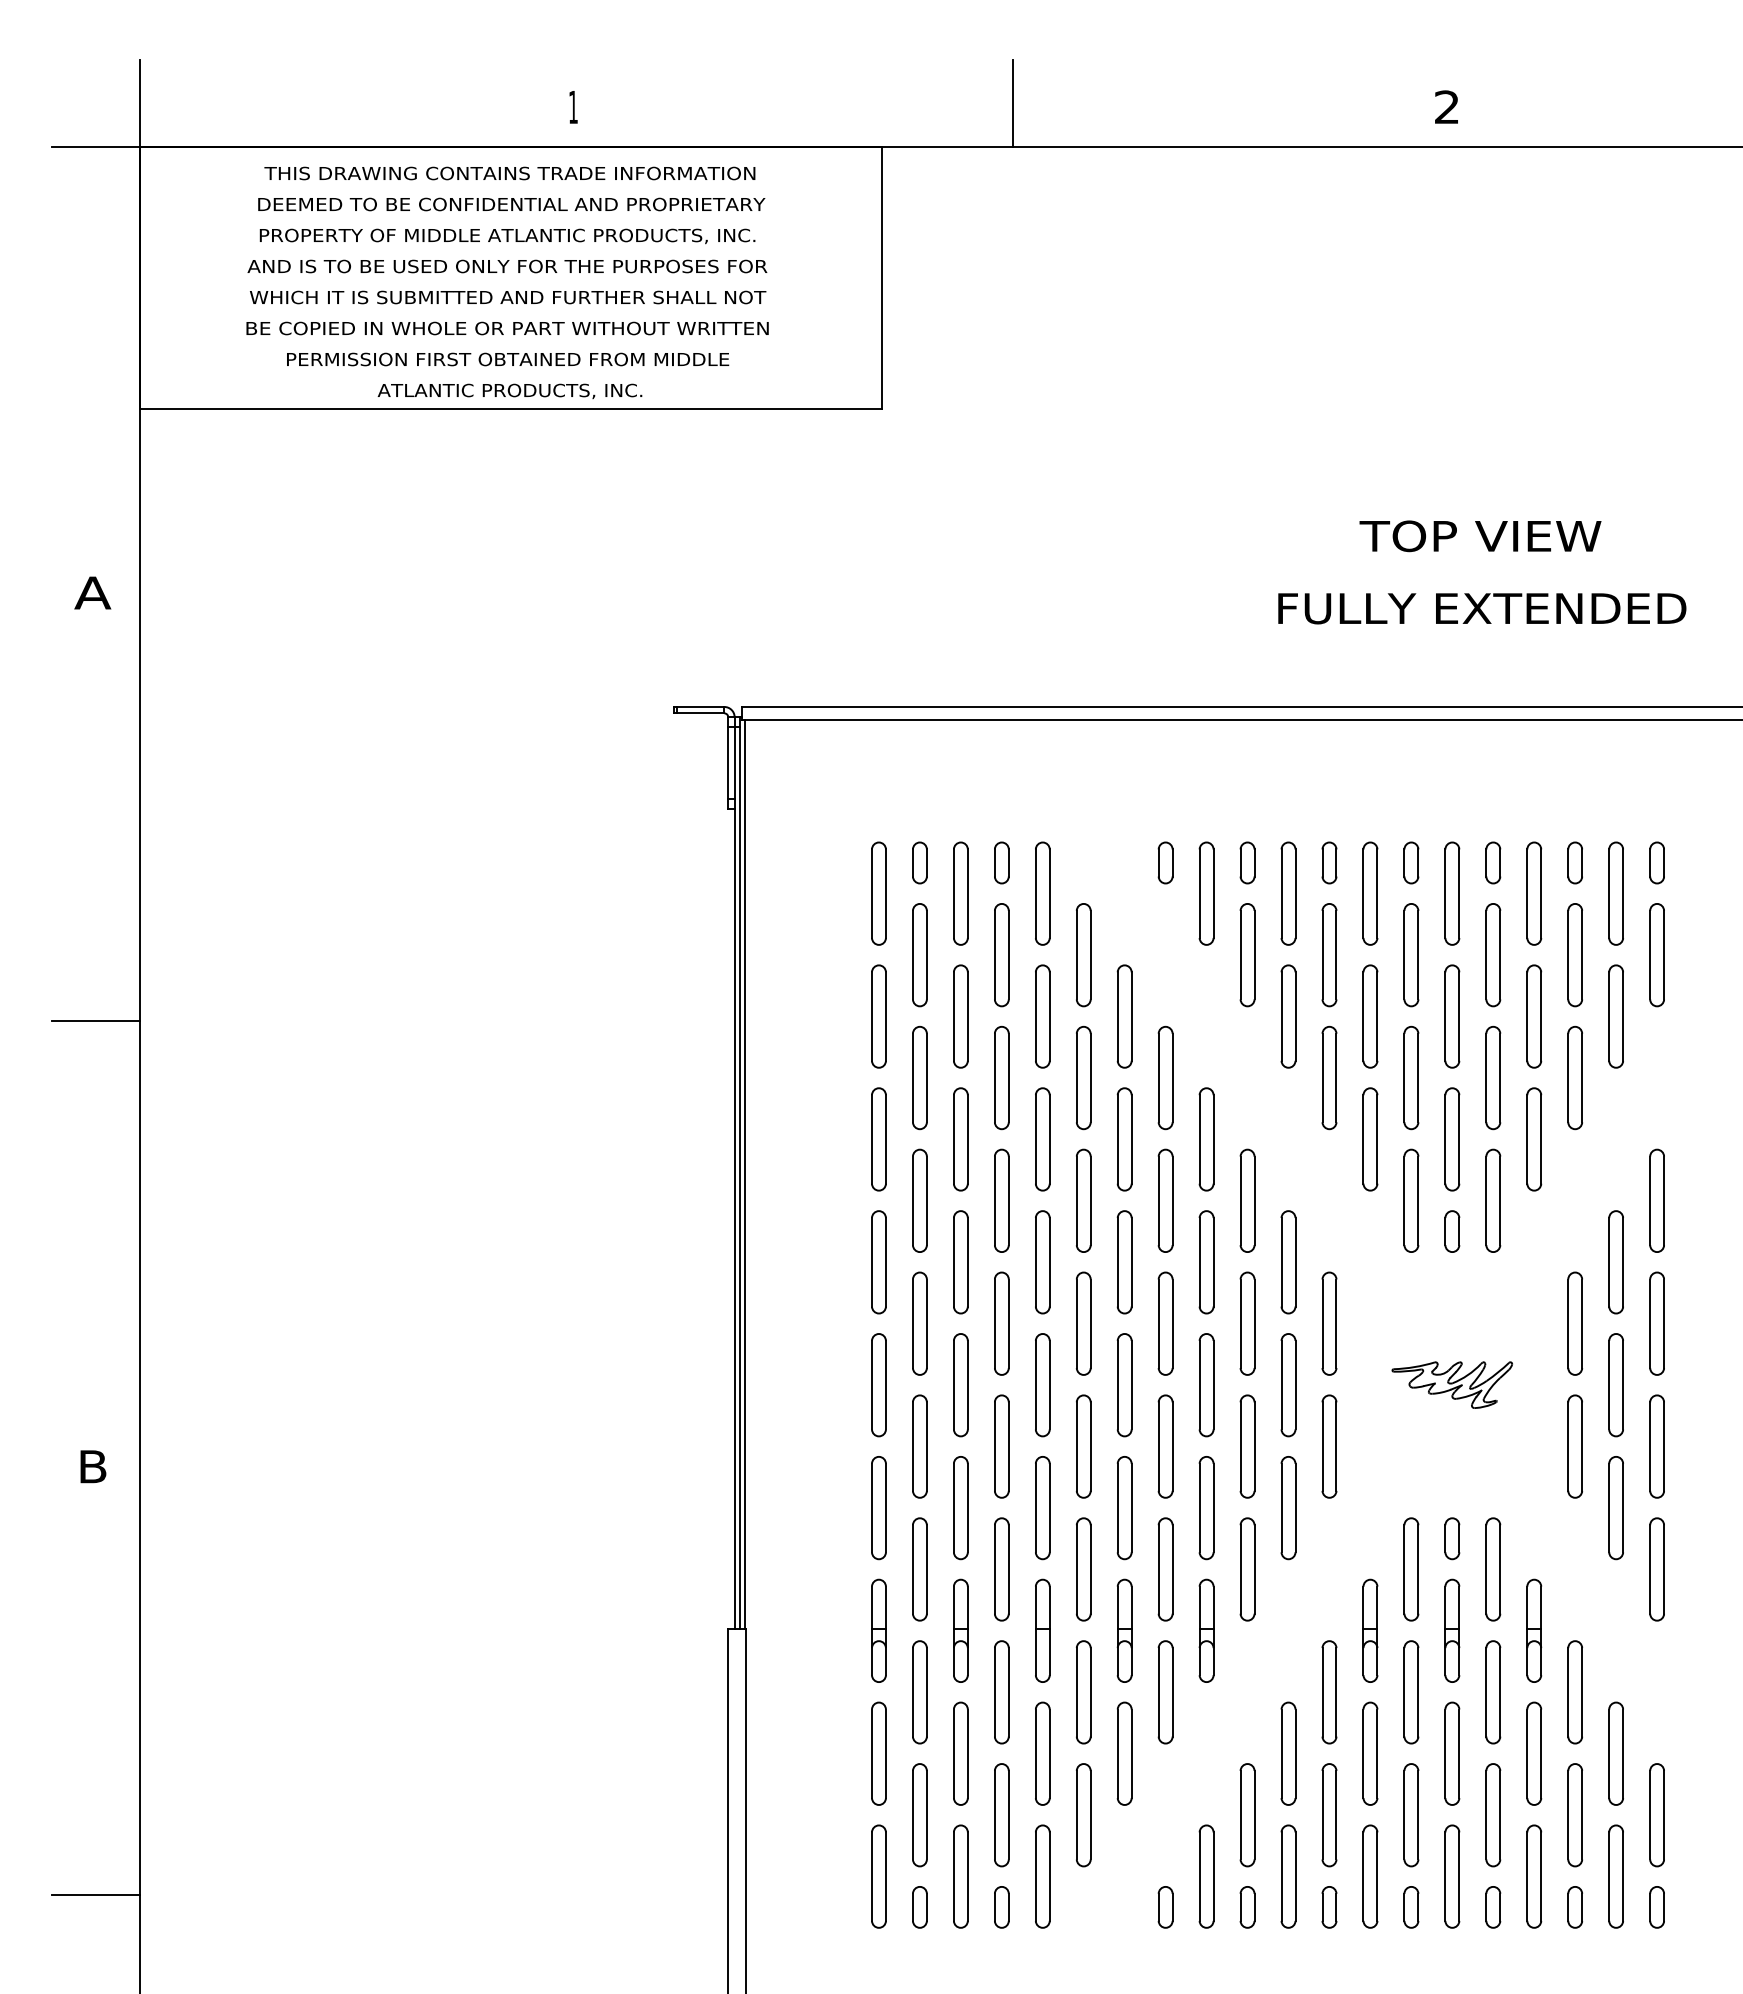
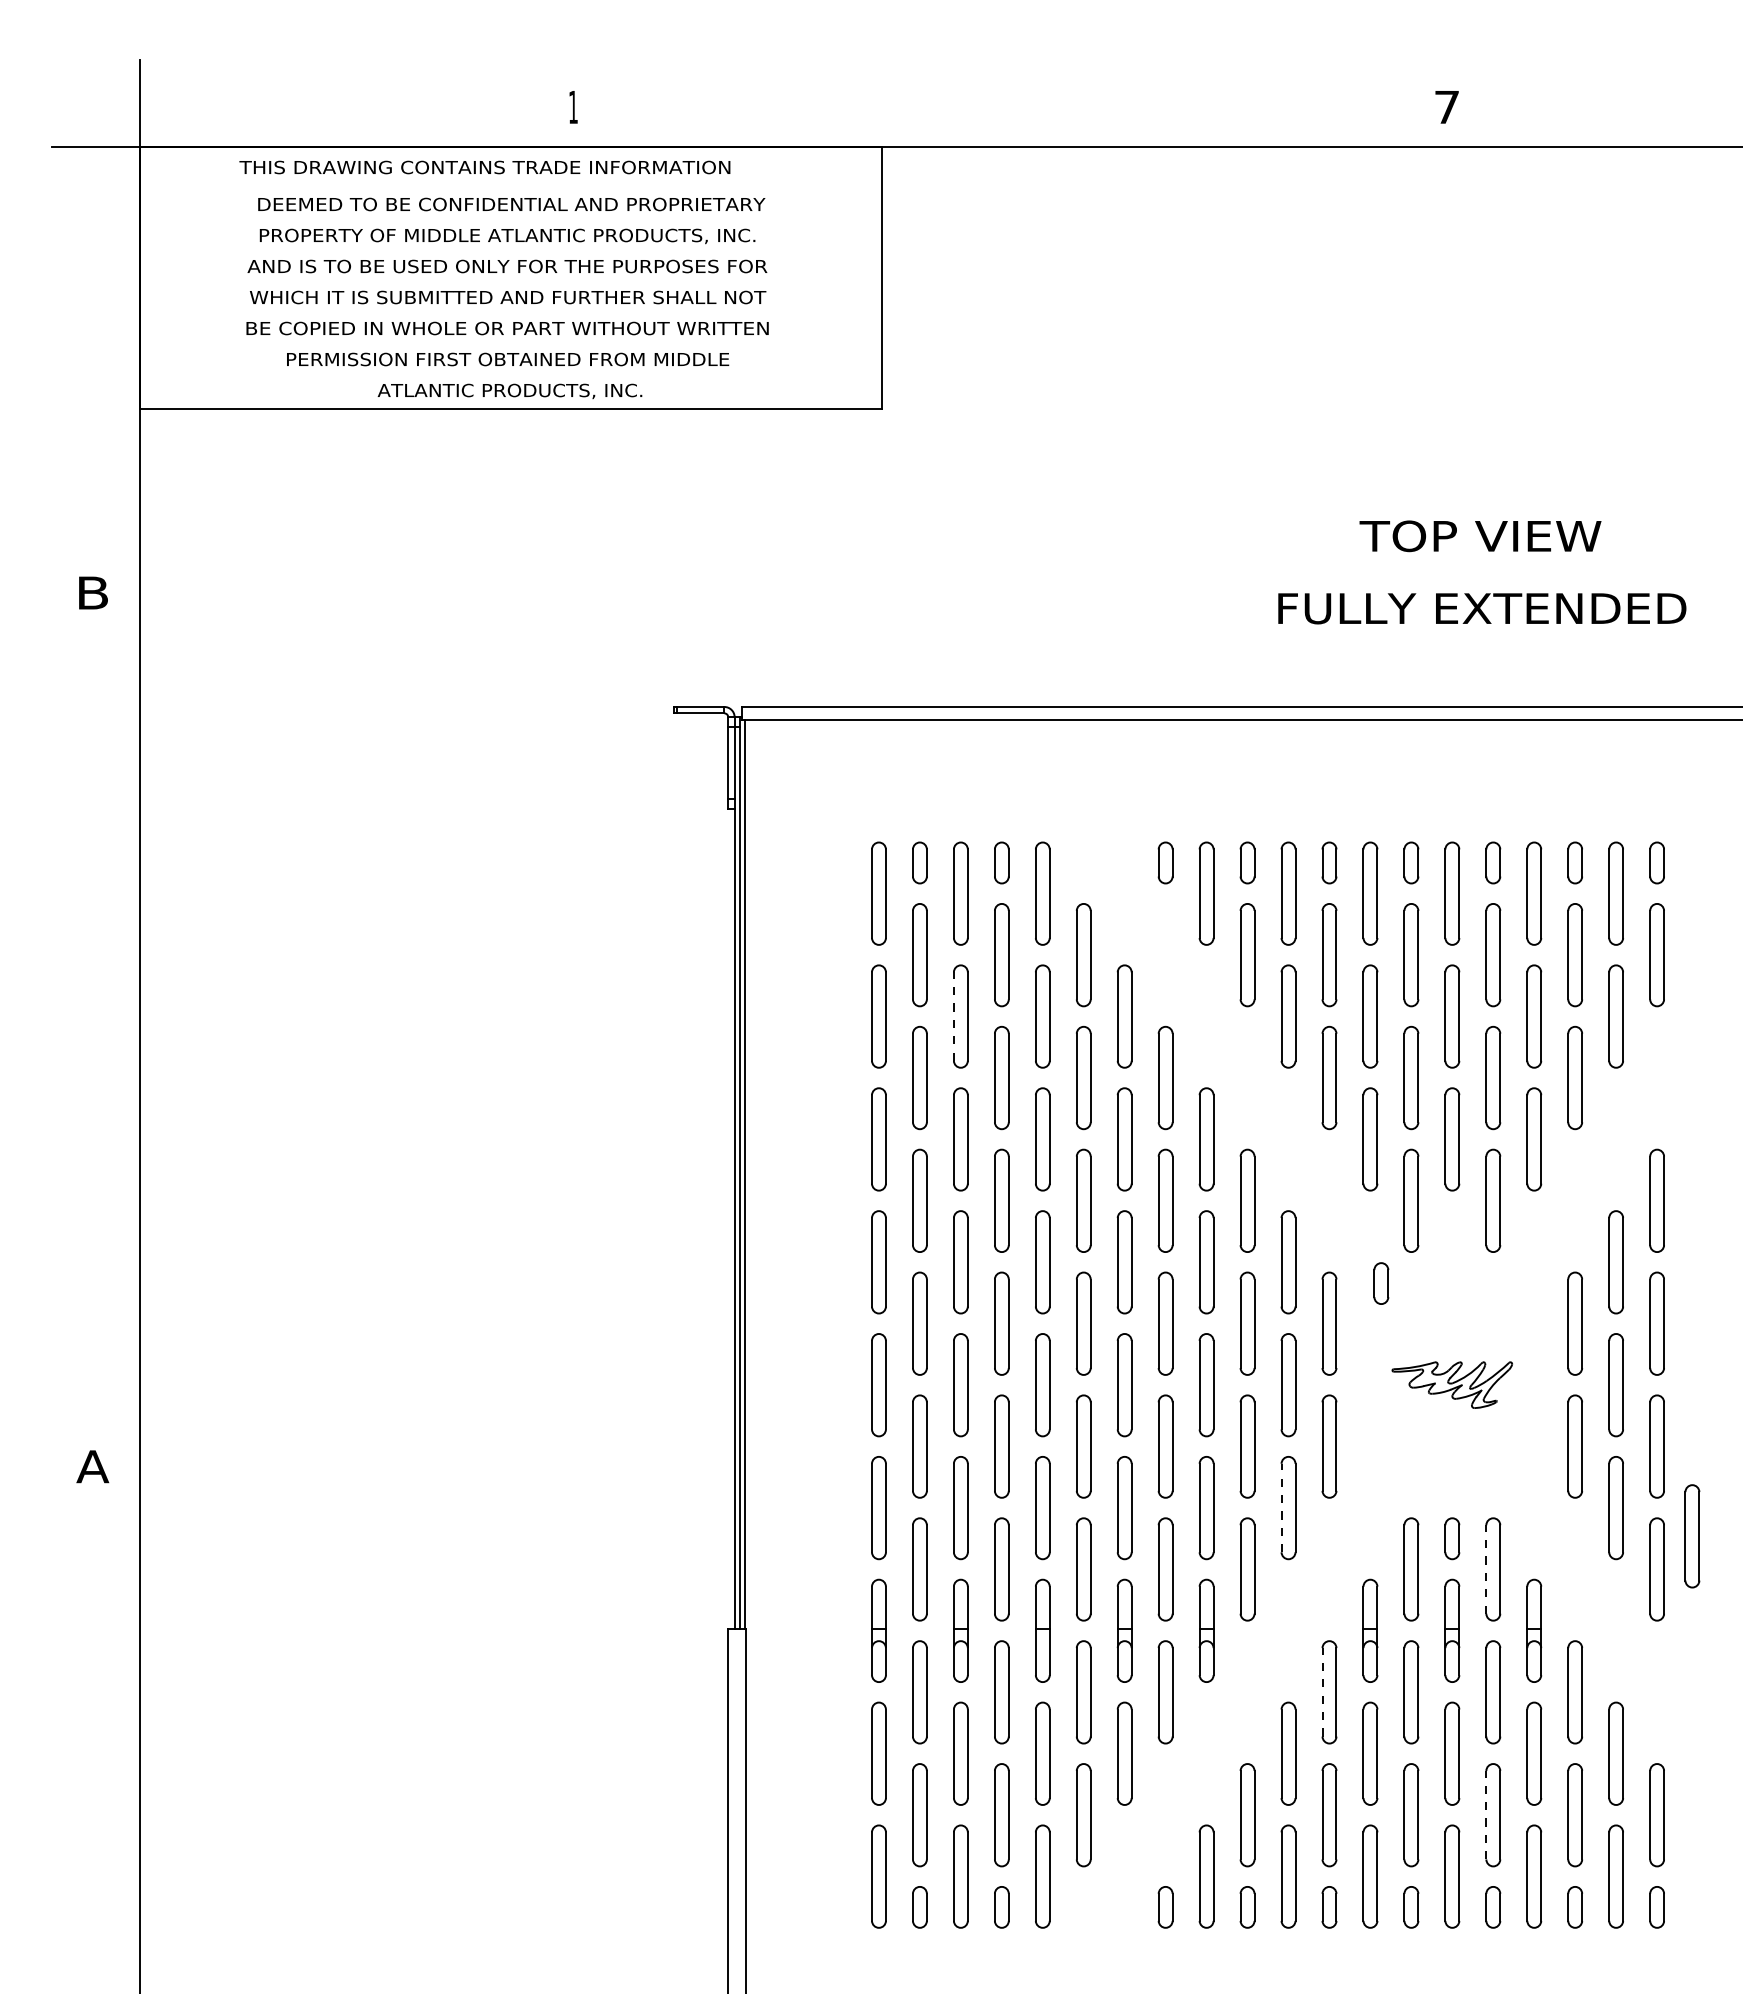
line: present -> none (1013, 103)
text: 2 -> 7 (1446, 106)
text position: (509, 173) -> (484, 167) (484, 167)
text: A -> B (92, 592)
line: solid -> dashed (953, 1016)
line: present -> none (95, 1020)
part position: (1452, 1231) -> (1381, 1283) (1381, 1283)
text: B -> A (92, 1466)
line: solid -> dashed (1281, 1507)
part: none -> present (1692, 1536)
line: solid -> dashed (1486, 1568)
line: solid -> dashed (1322, 1691)
line: solid -> dashed (1486, 1814)
line: present -> none (95, 1894)
